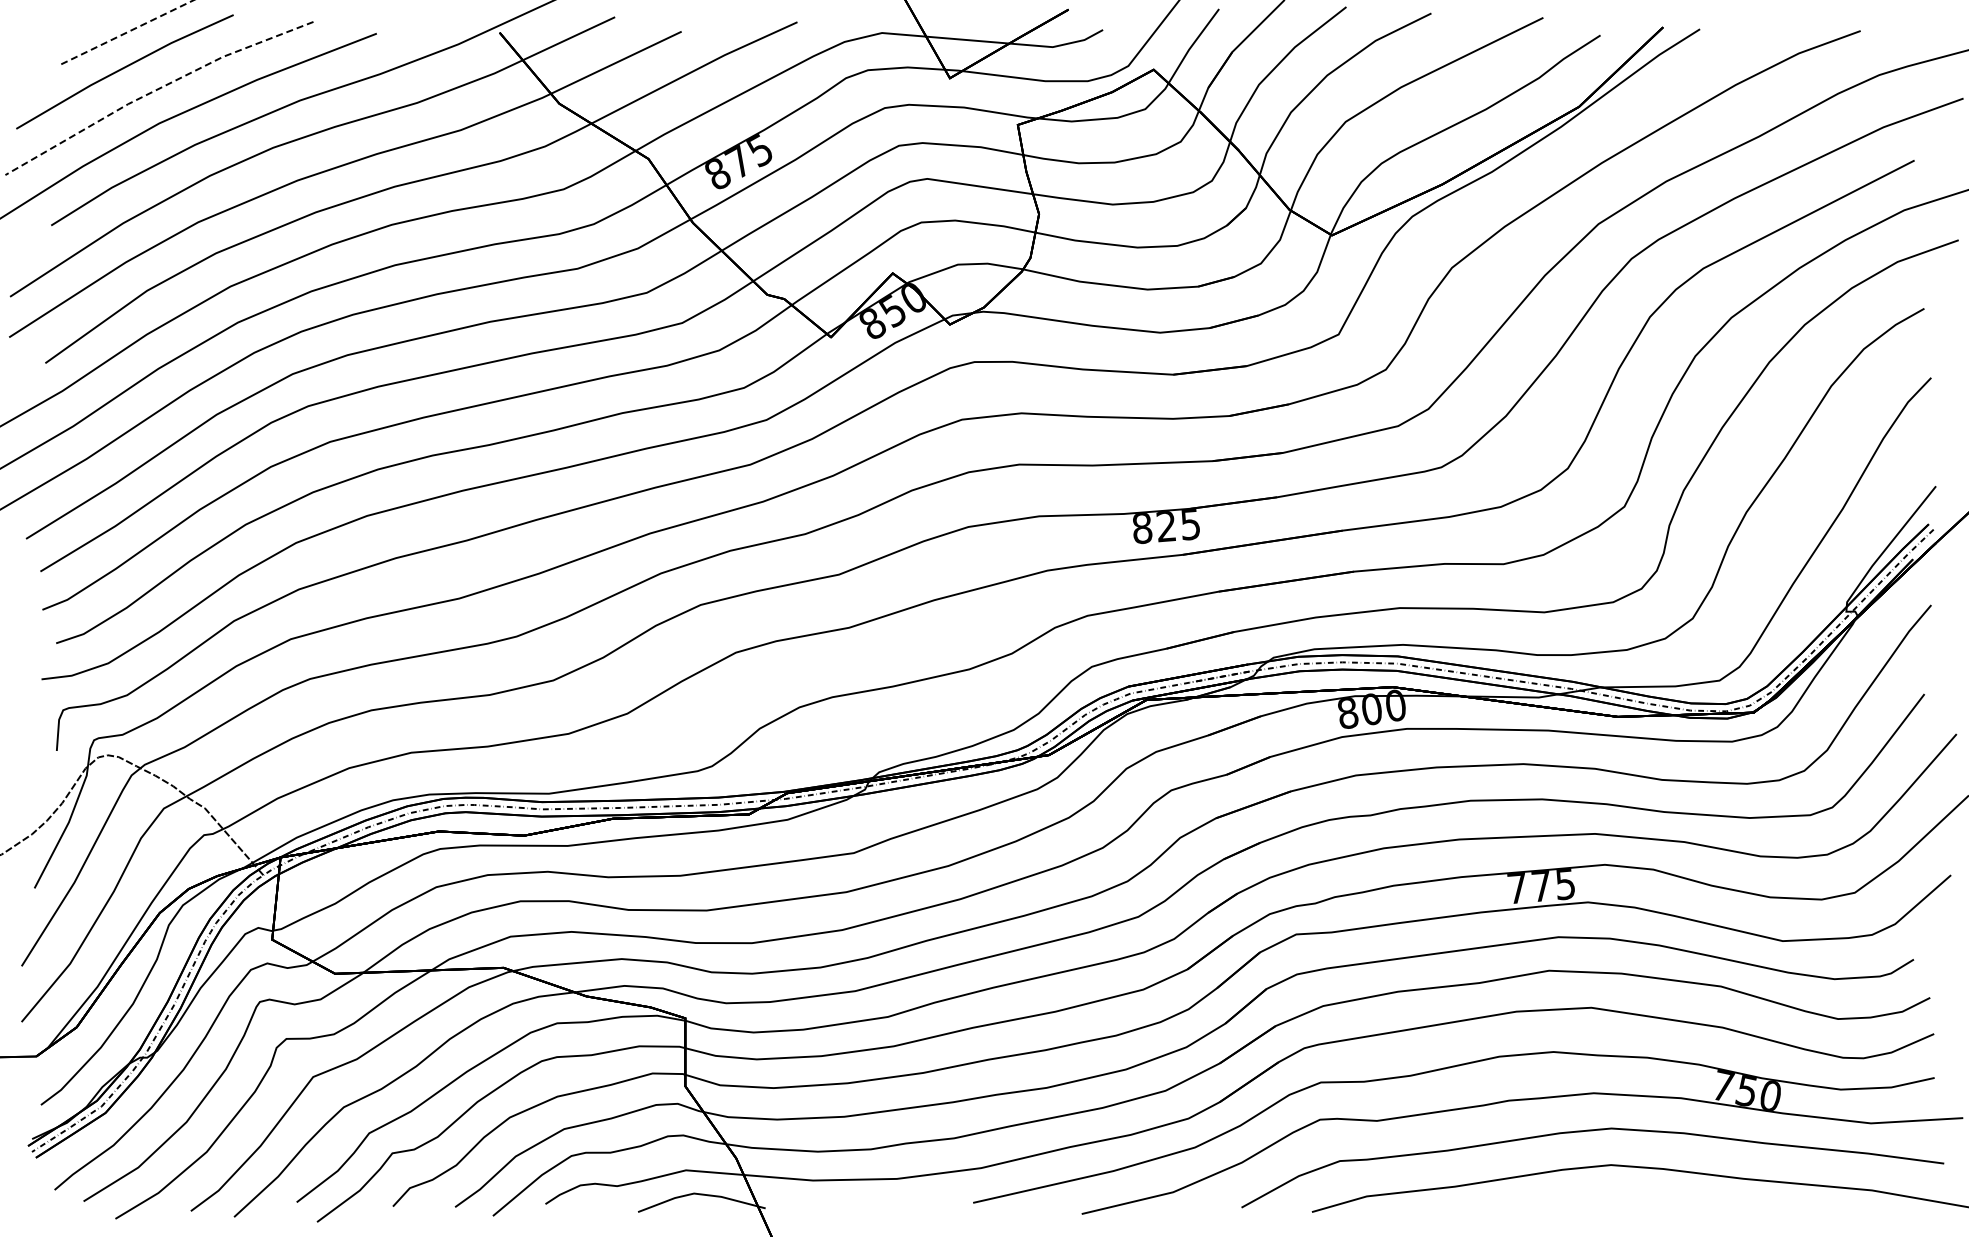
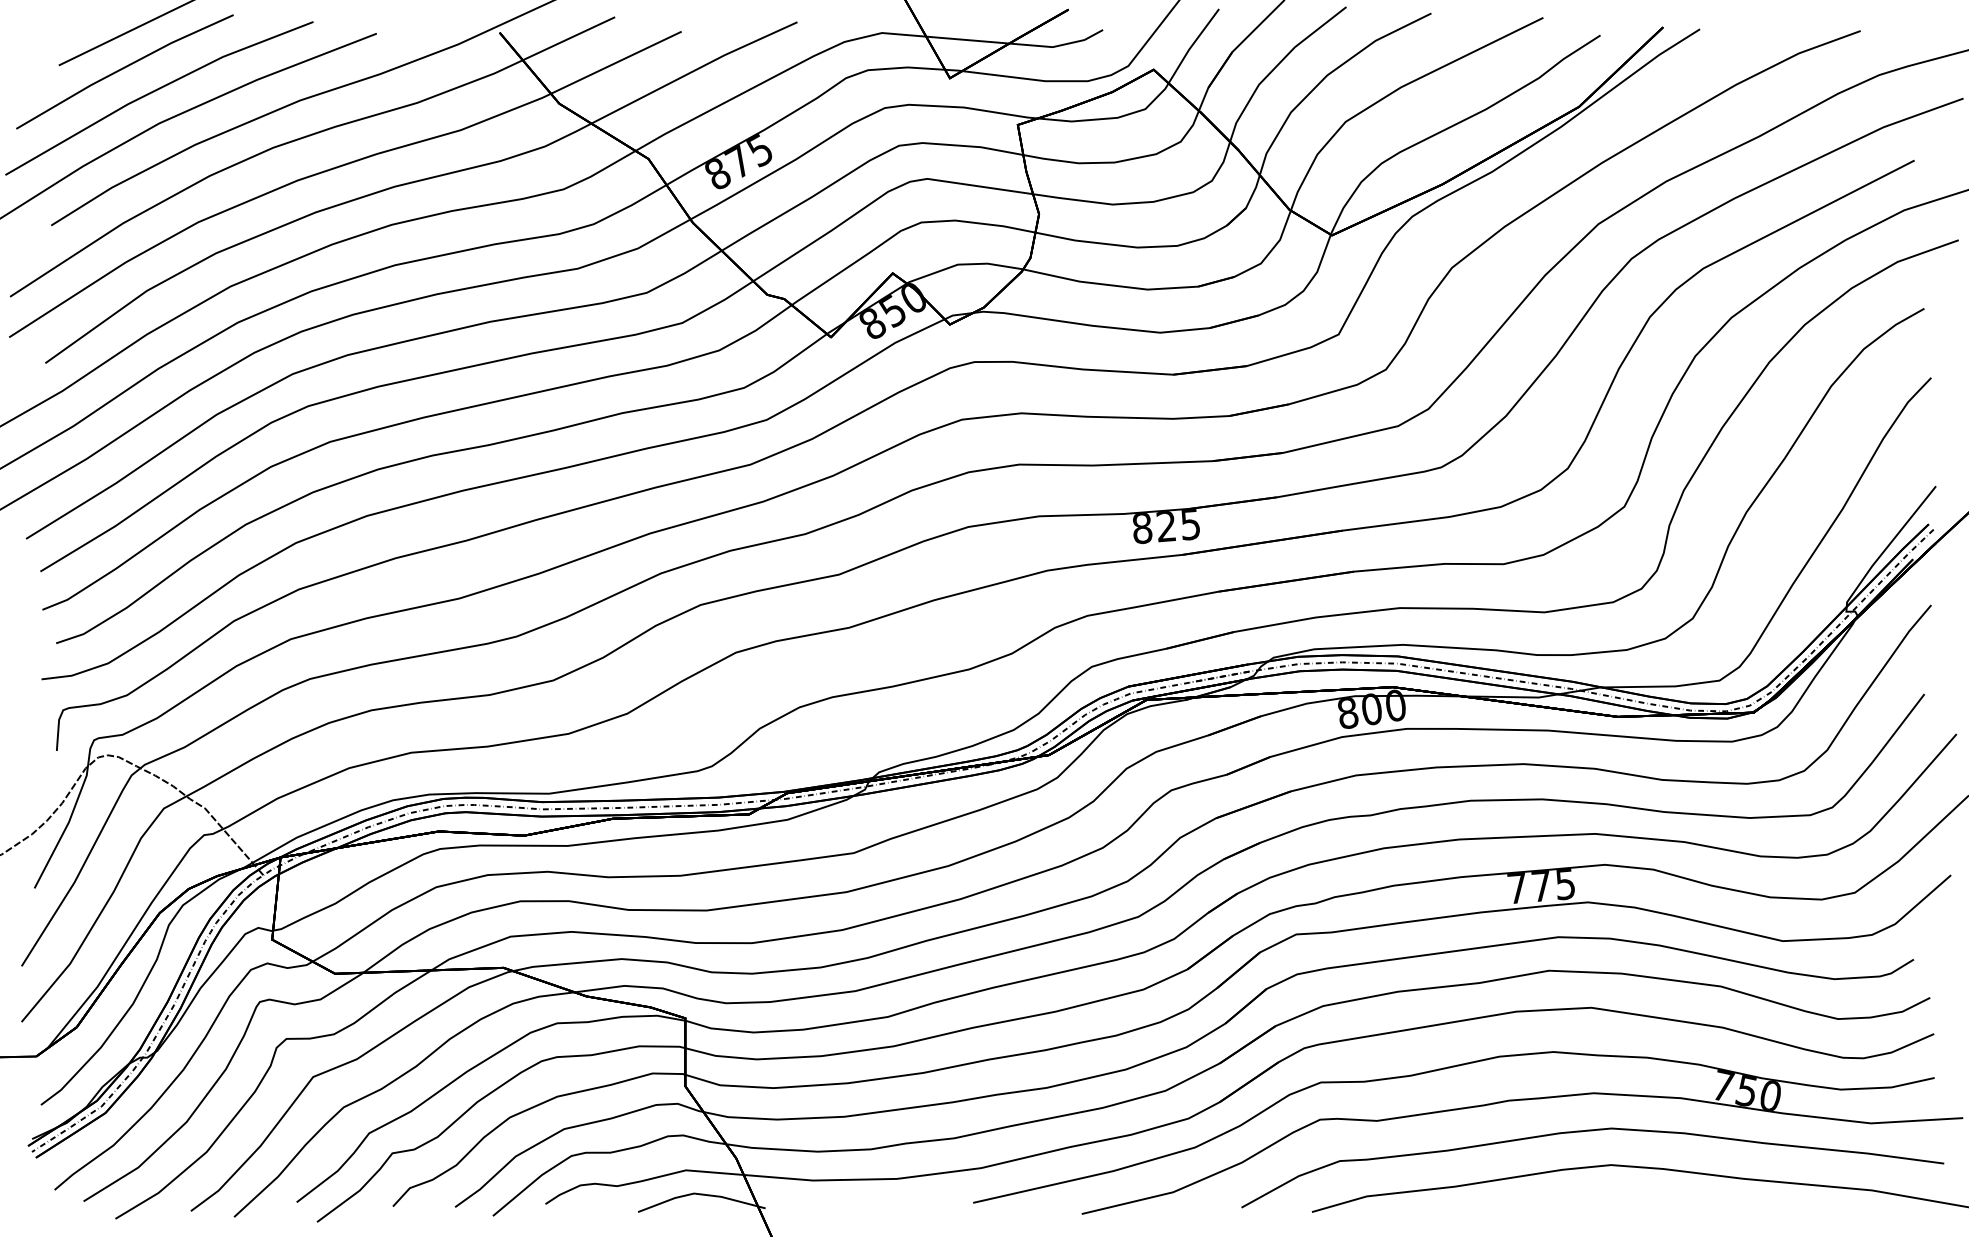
line: dashed -> solid (126, 32)
line: dashed -> solid (155, 90)
